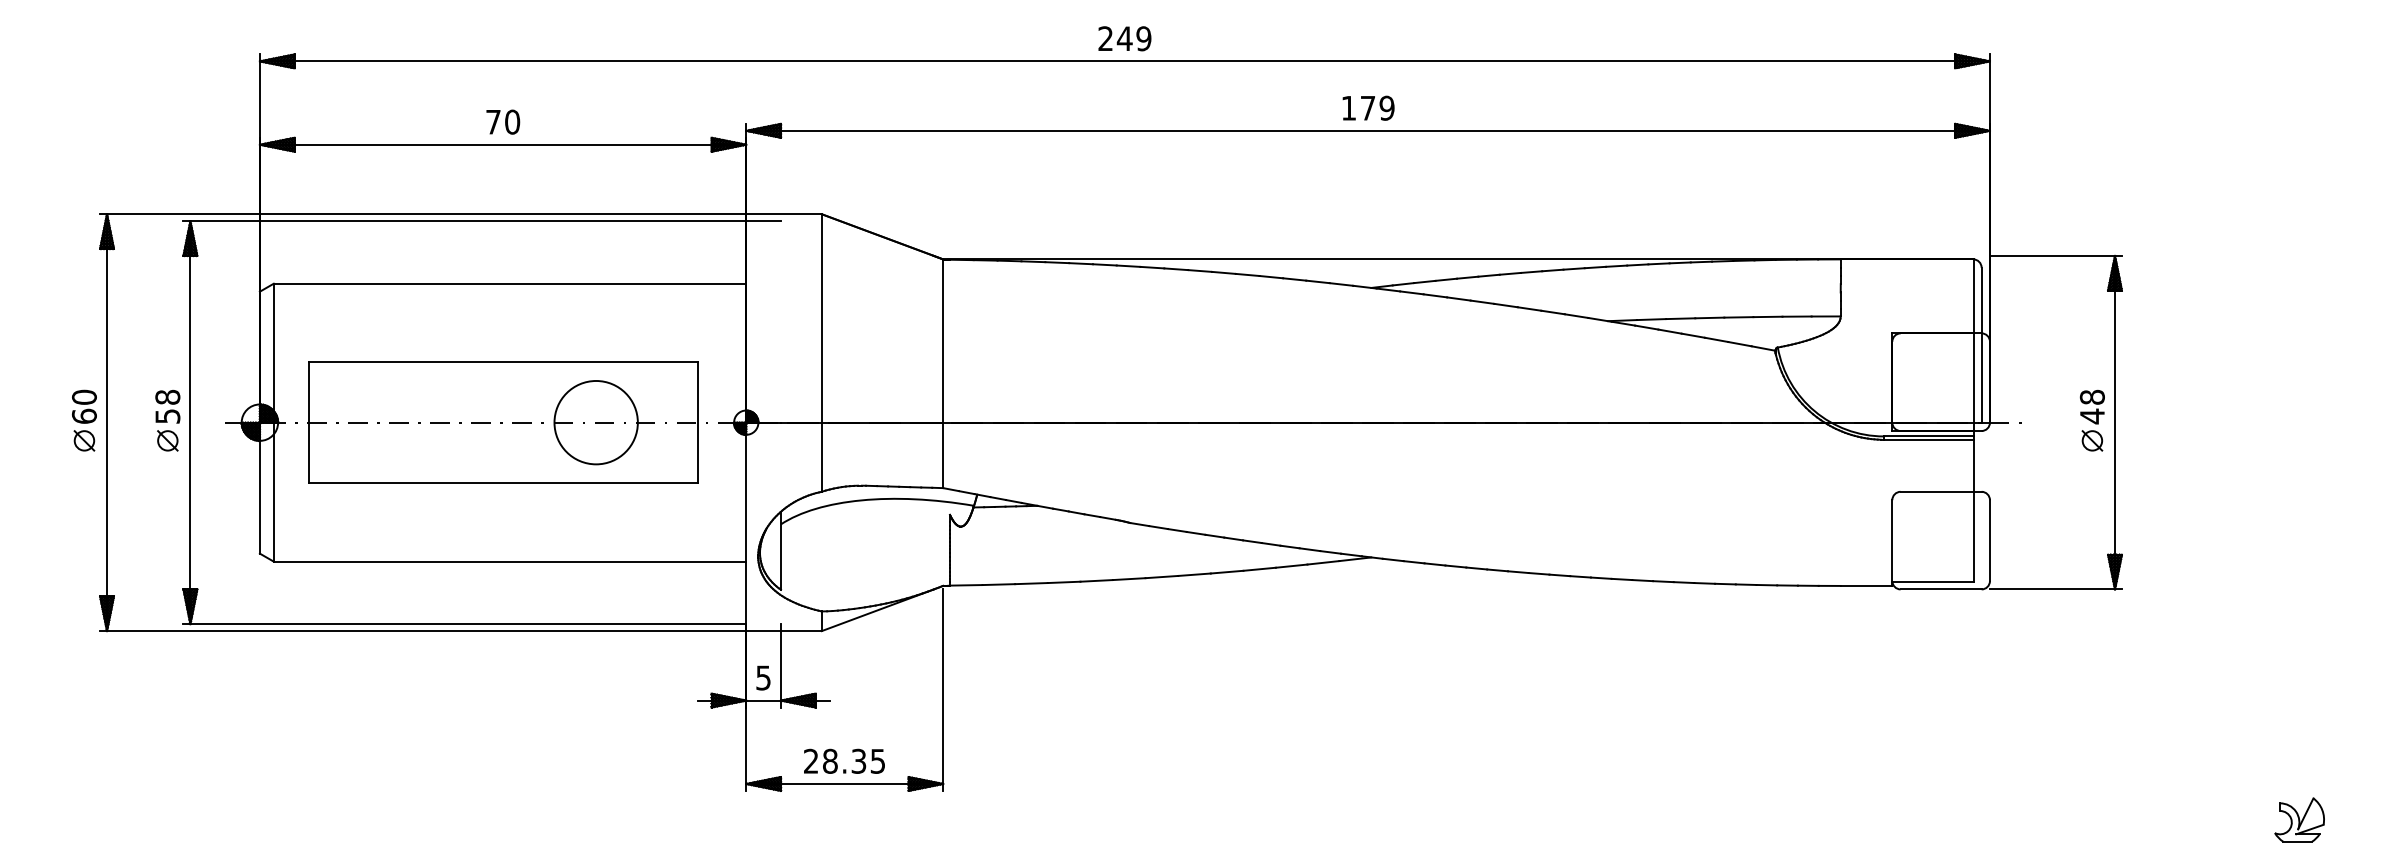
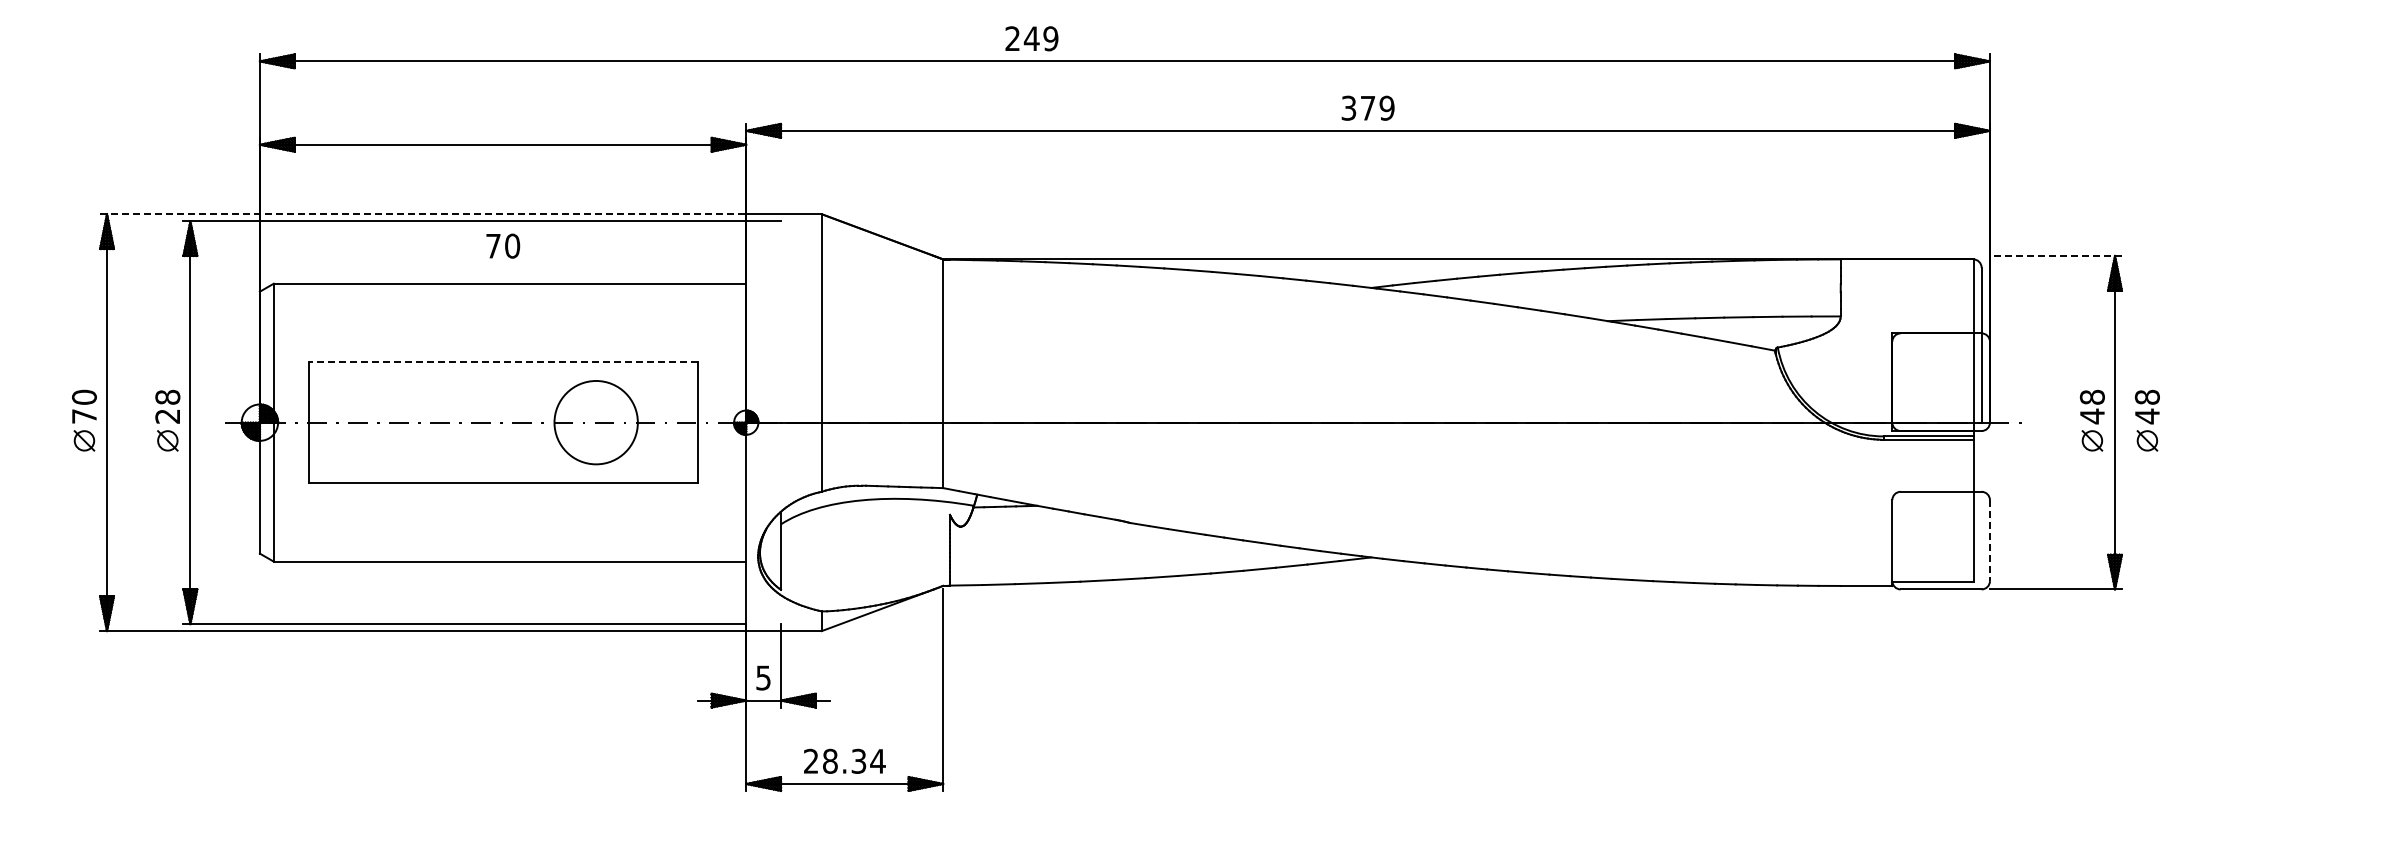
text position: (1124, 38) -> (1031, 38) (1031, 38)
text: 179 -> 379 (1348, 107)
text position: (503, 121) -> (503, 245) (503, 245)
line: solid -> dashed (423, 214)
line: solid -> dashed (2055, 255)
line: solid -> dashed (503, 362)
text: 60 -> 70 (83, 415)
text: 58 -> 28 (167, 416)
part: none -> present (2146, 420)
line: solid -> dashed (1989, 541)
text: 28.35 -> 28.34 (877, 761)
part: present -> none (2299, 819)
